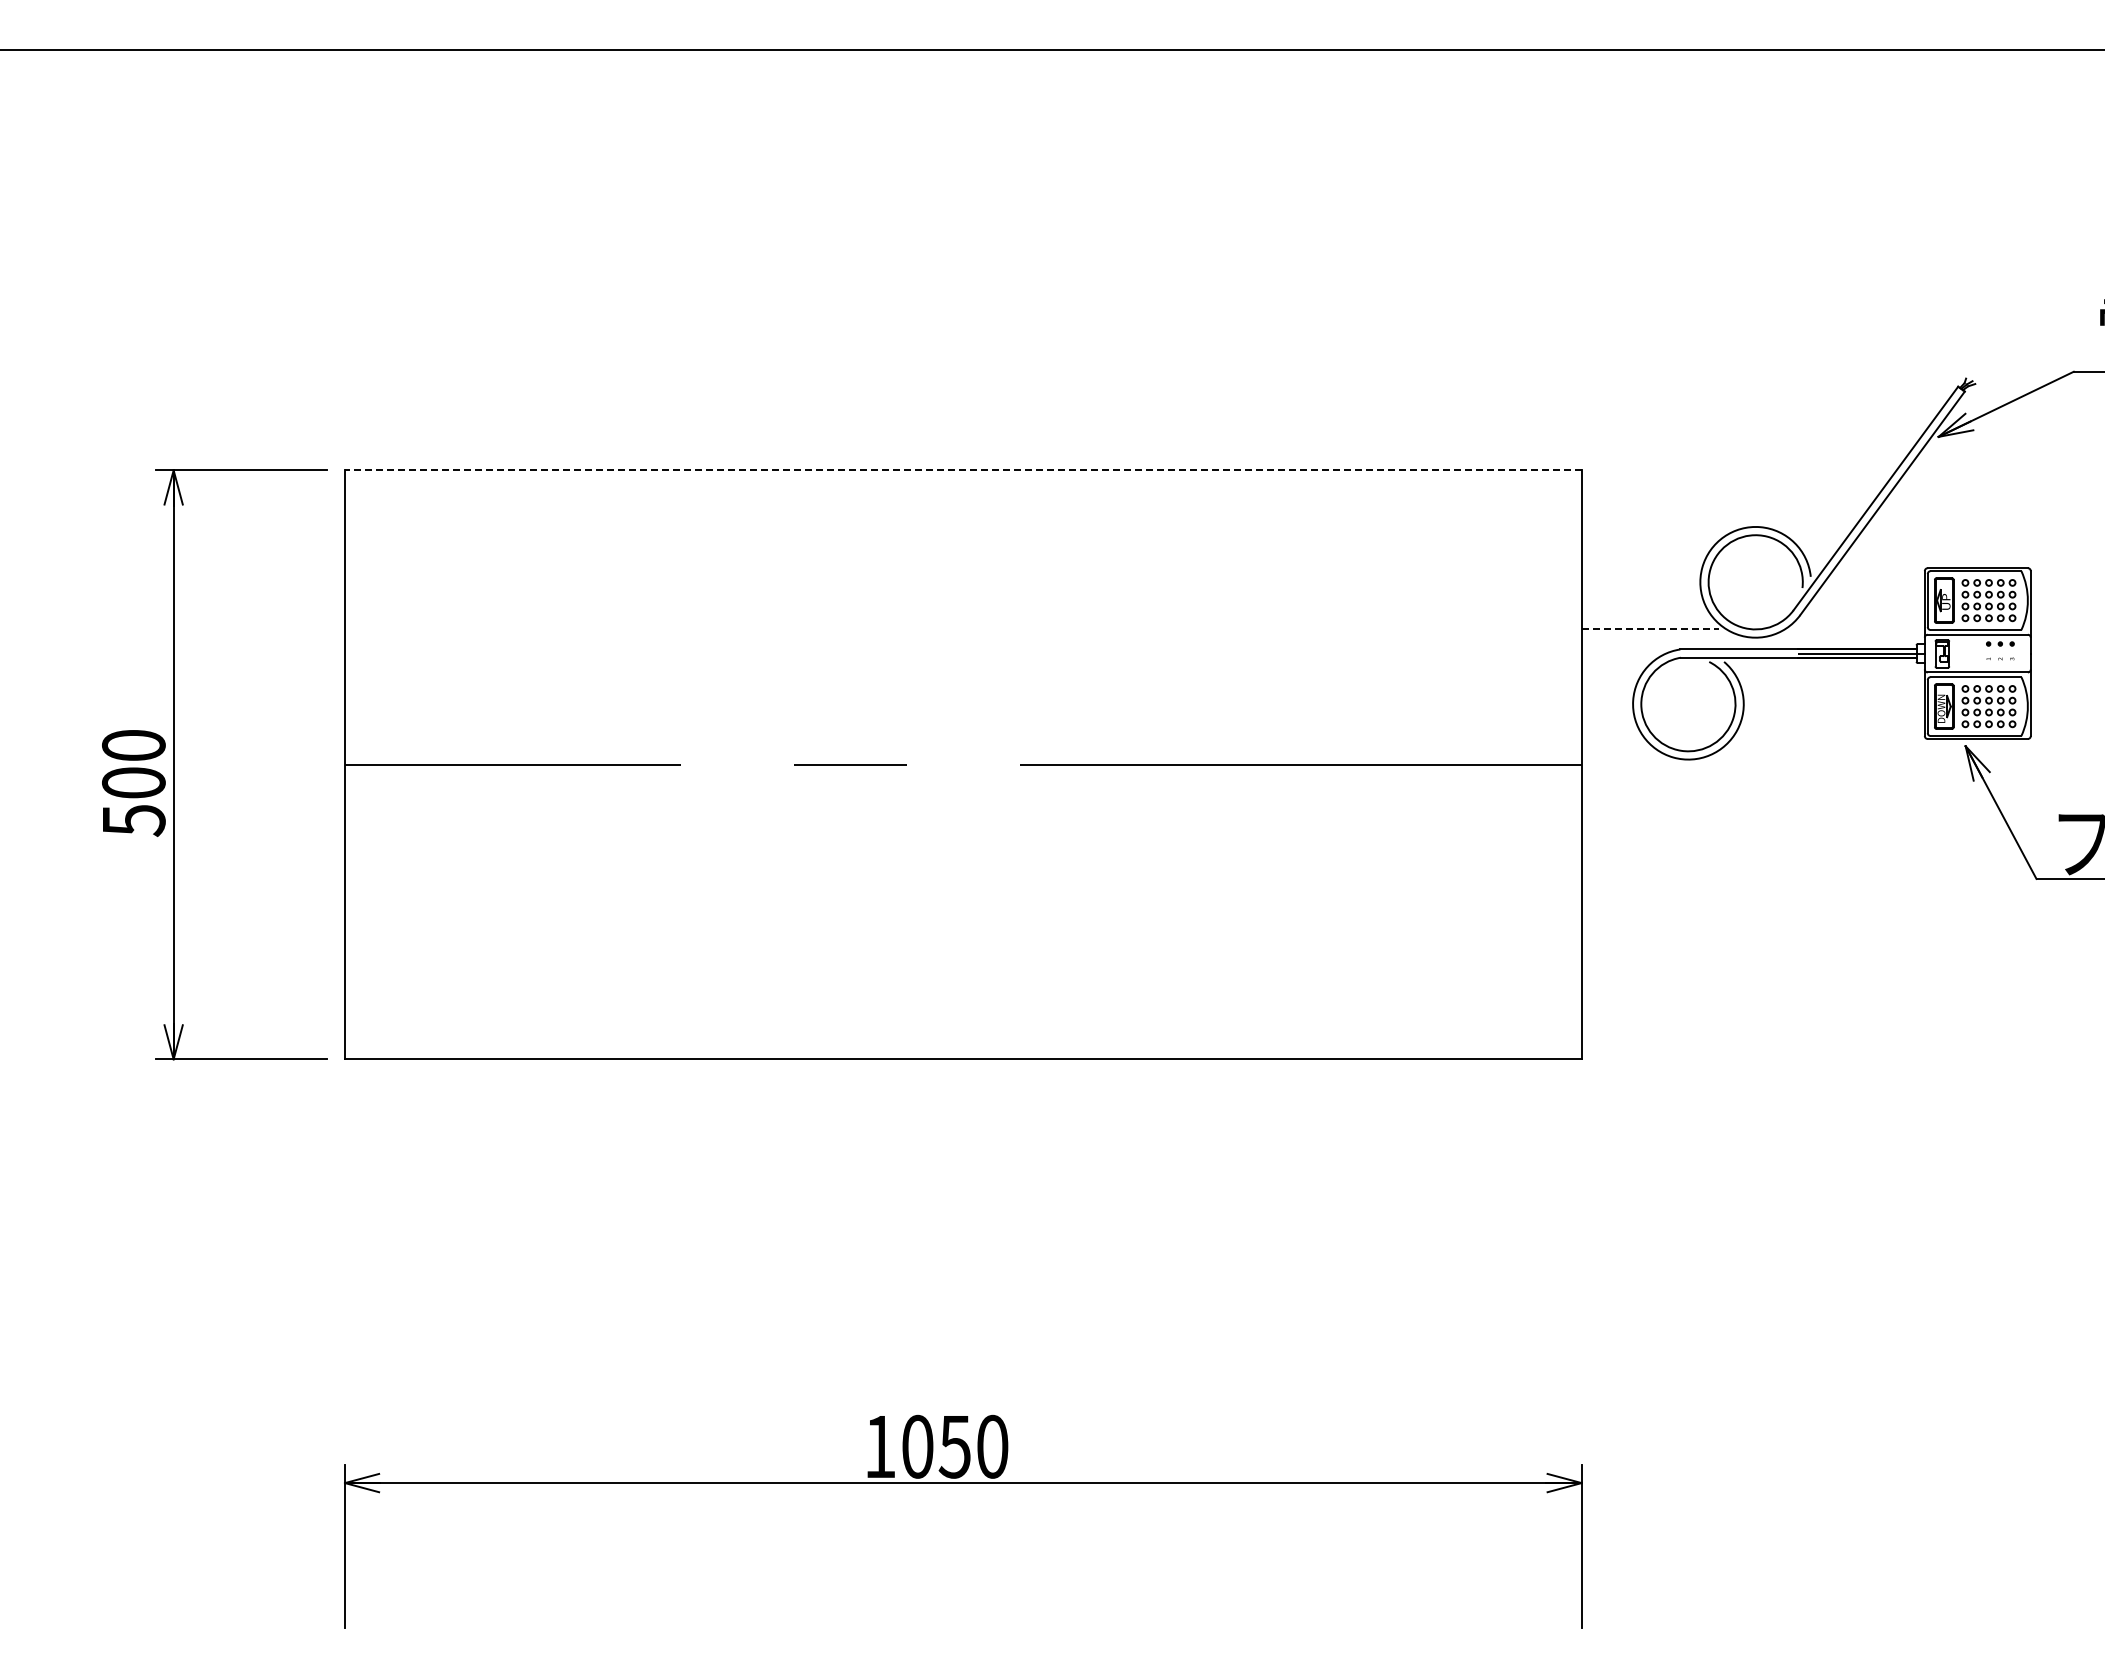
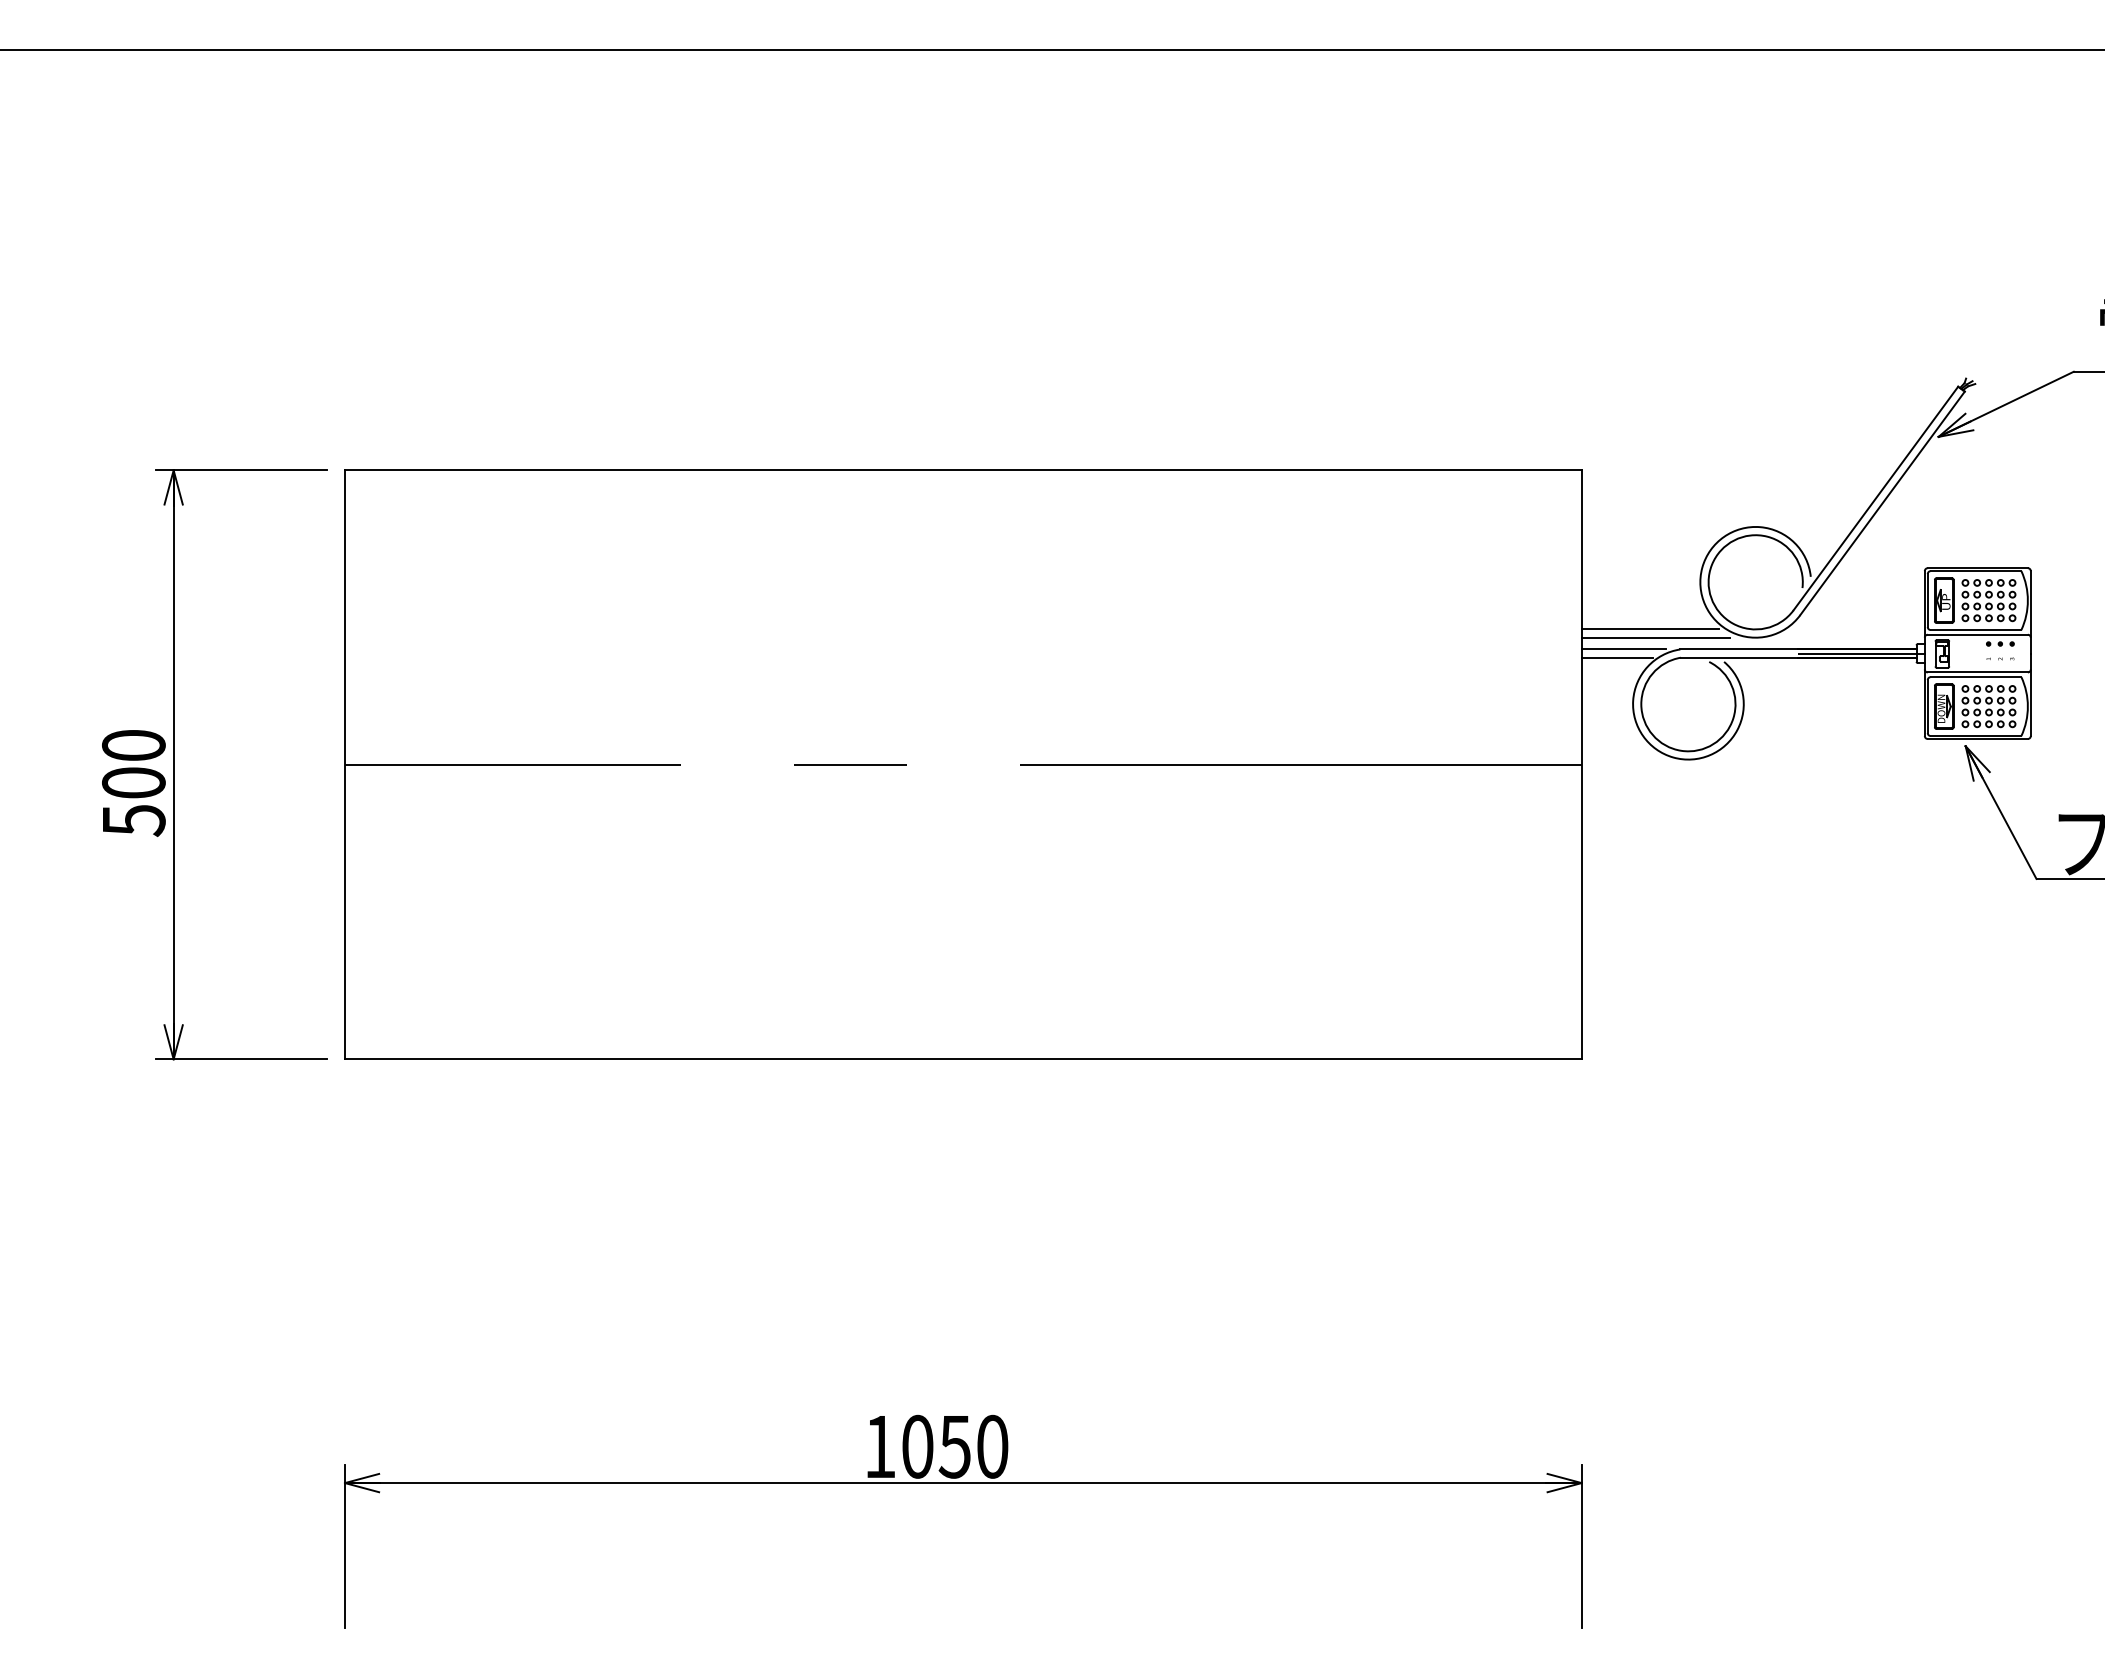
line: dashed -> solid (962, 470)
line: dashed -> solid (1650, 629)
line: none -> present (1655, 637)
line: none -> present (1623, 649)
line: none -> present (1617, 657)
